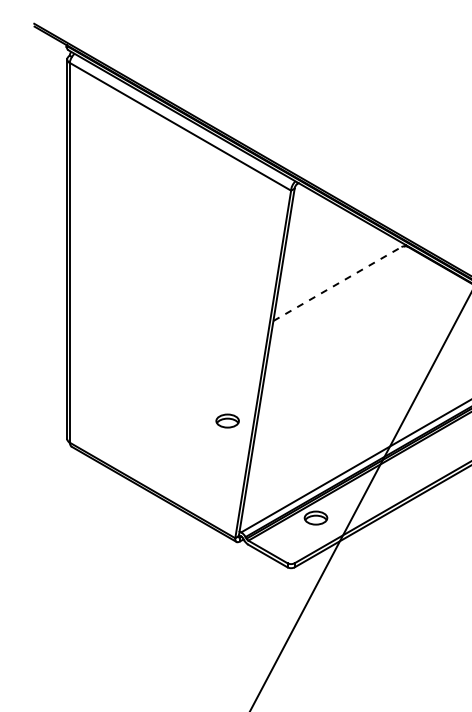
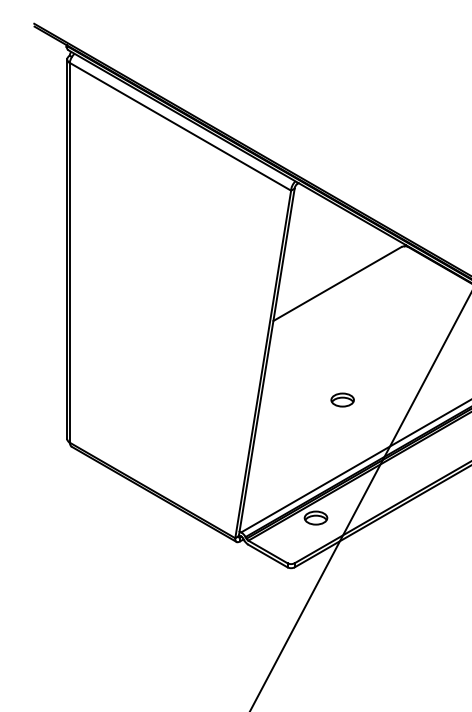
line: dashed -> solid (337, 284)
part position: (227, 420) -> (342, 399) (342, 399)
